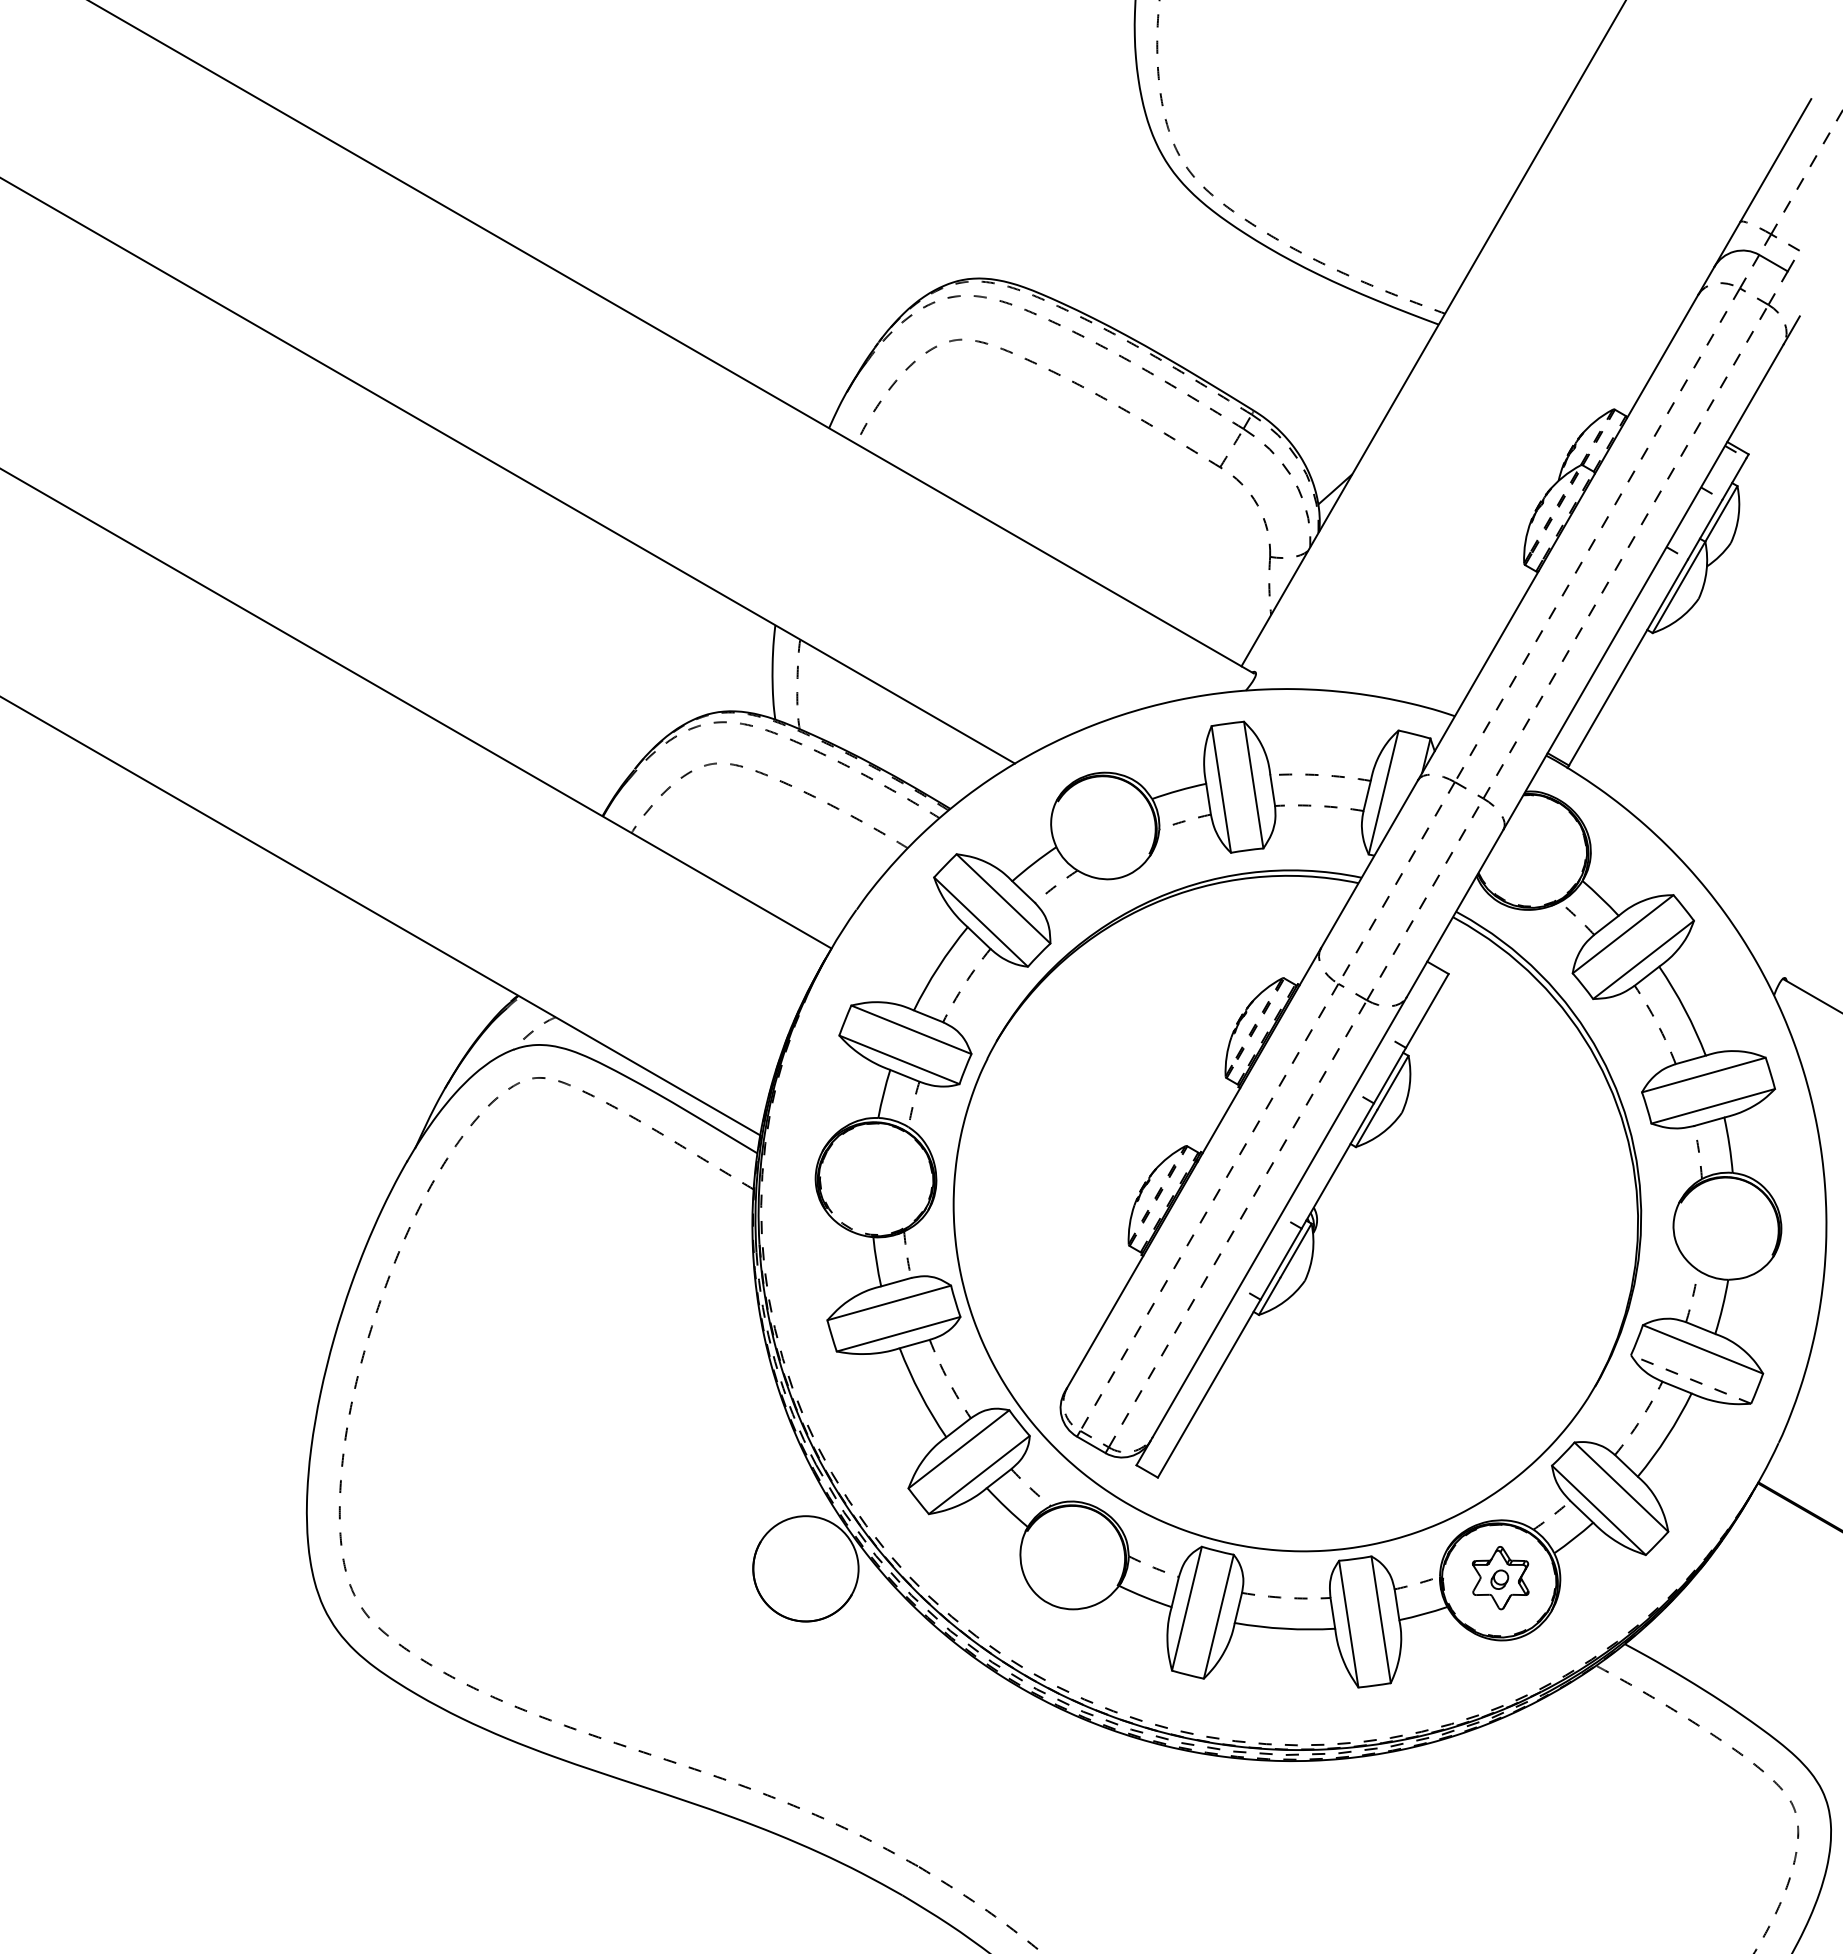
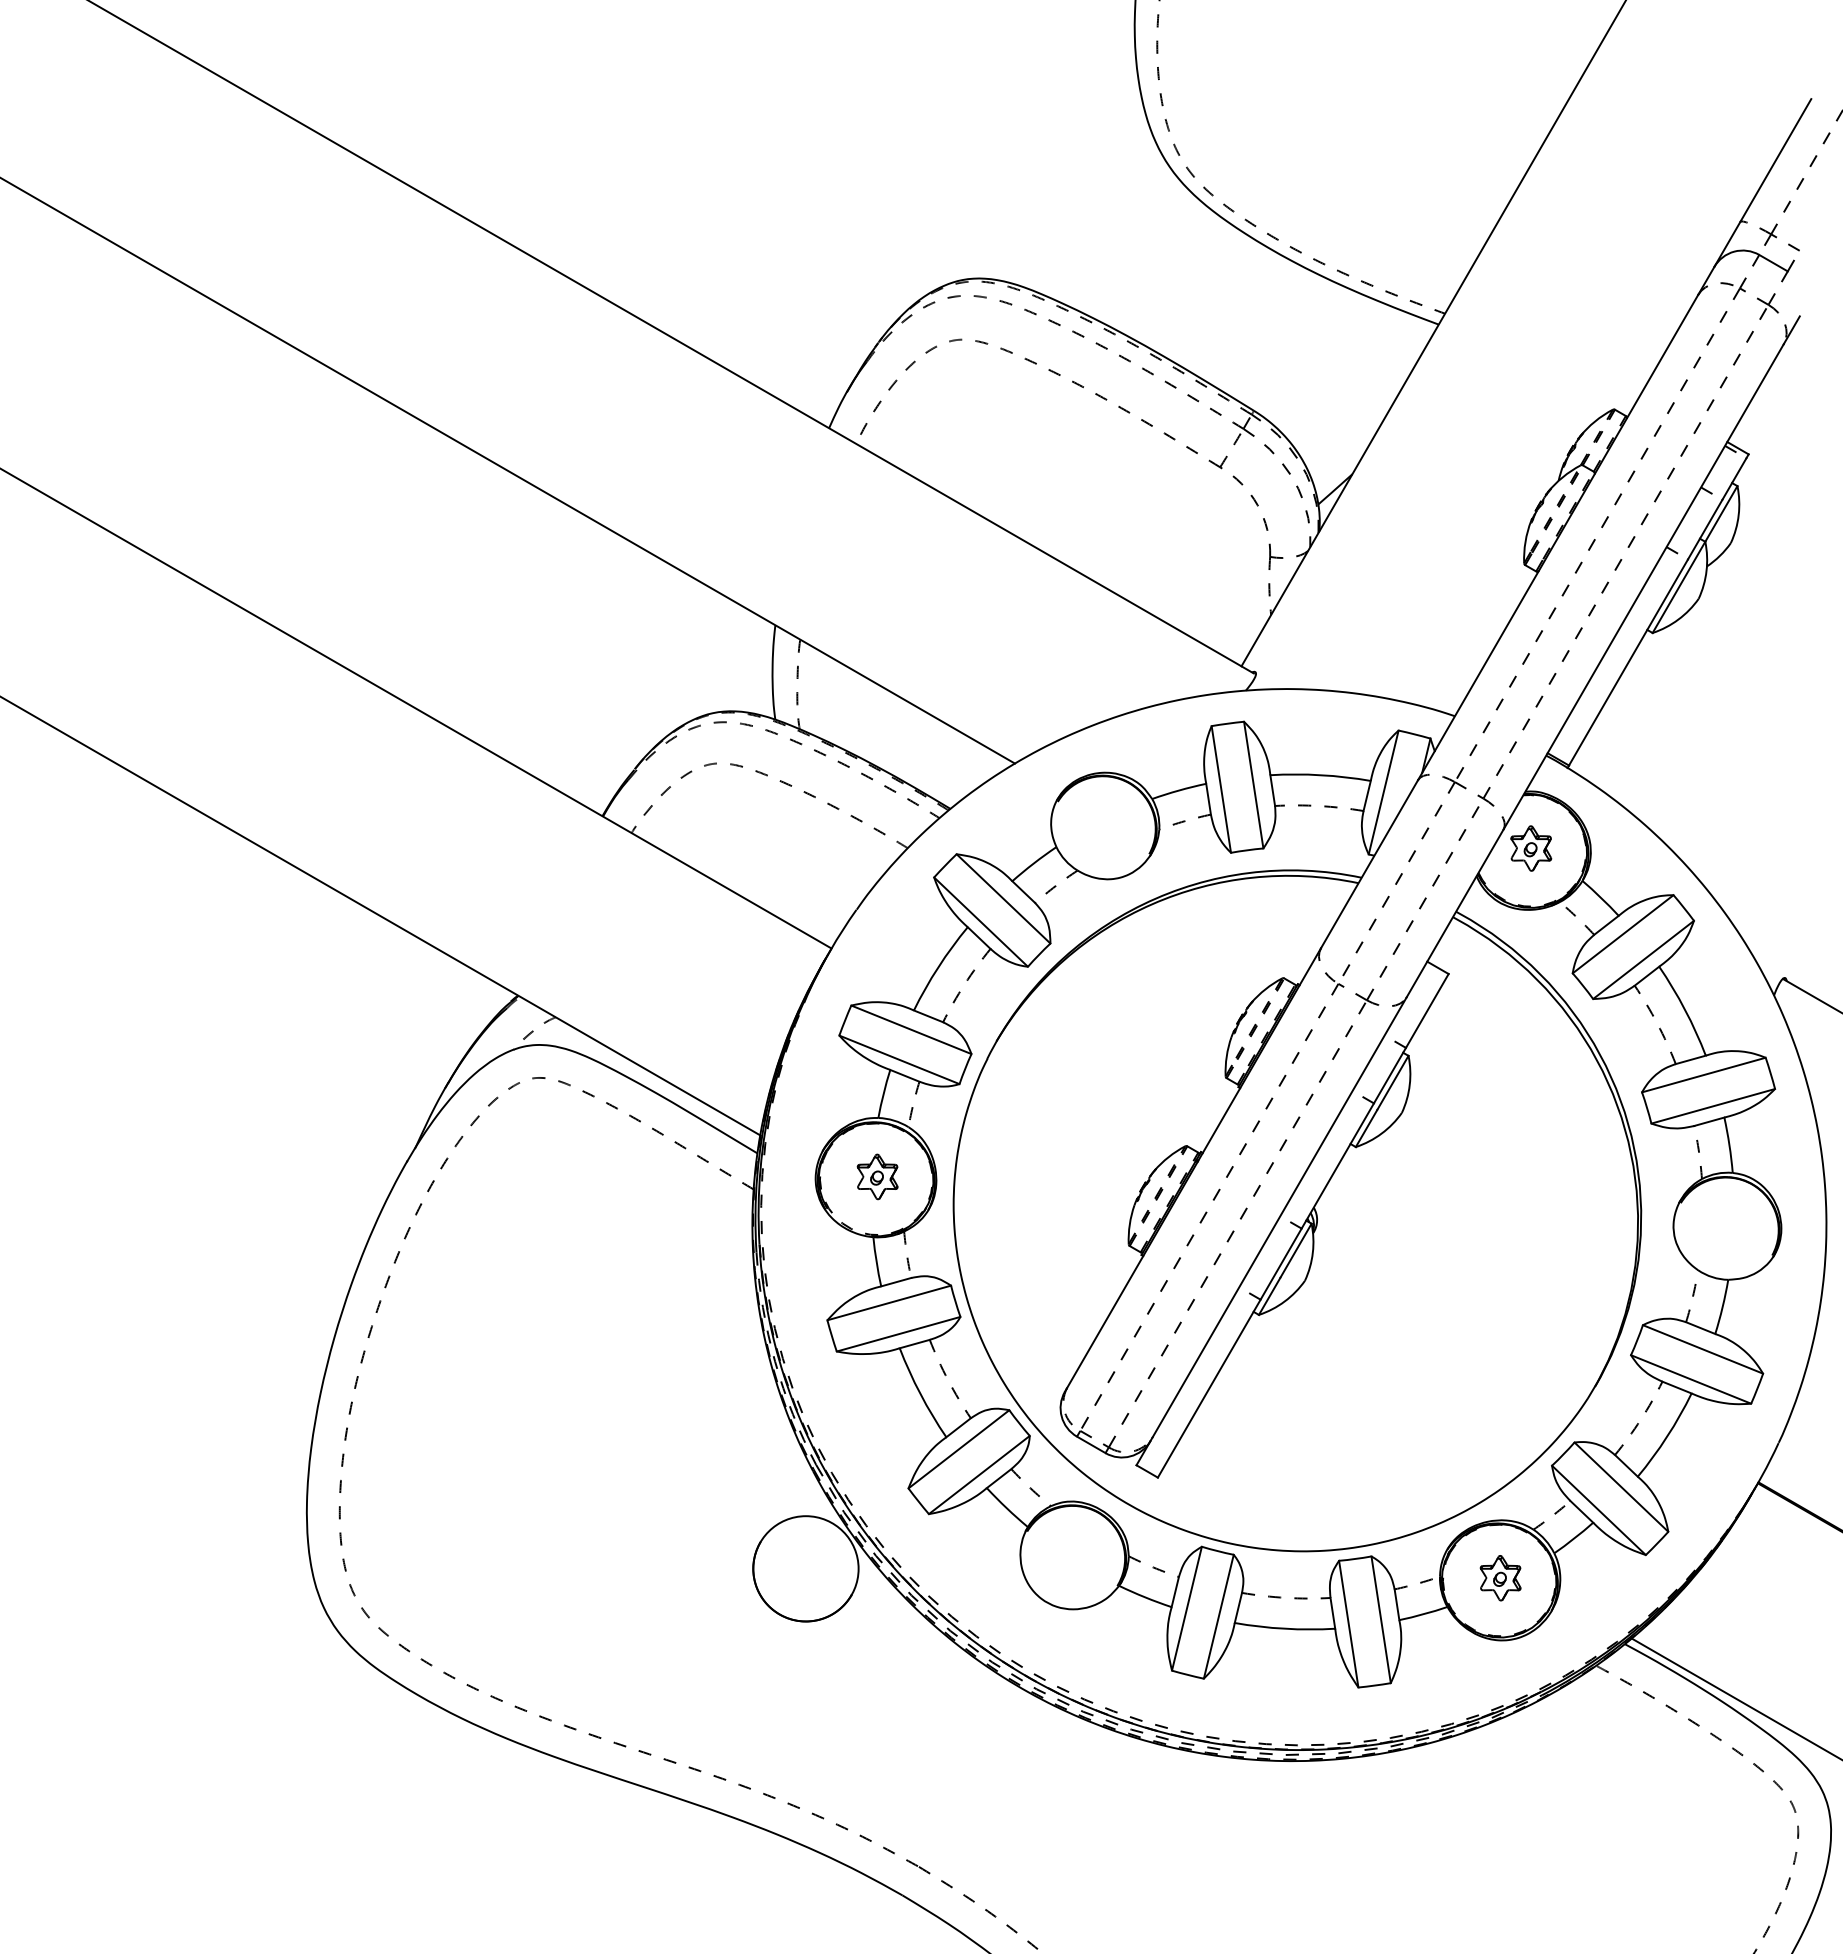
arc: dashed -> solid (1320, 775)
part: none -> present (1531, 848)
part: none -> present (877, 1176)
line: dashed -> solid (1691, 1379)
part size: 58x65 px -> 43x47 px (1500, 1578)
line: none -> present (1735, 1698)
